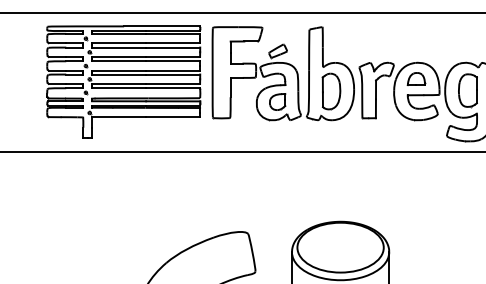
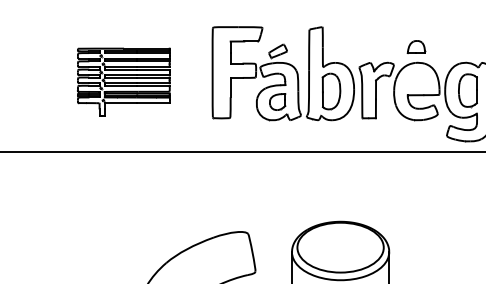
line: present -> none (242, 12)
part position: (416, 79) -> (416, 47) (416, 47)
part size: 156x114 px -> 94x70 px (123, 81)
